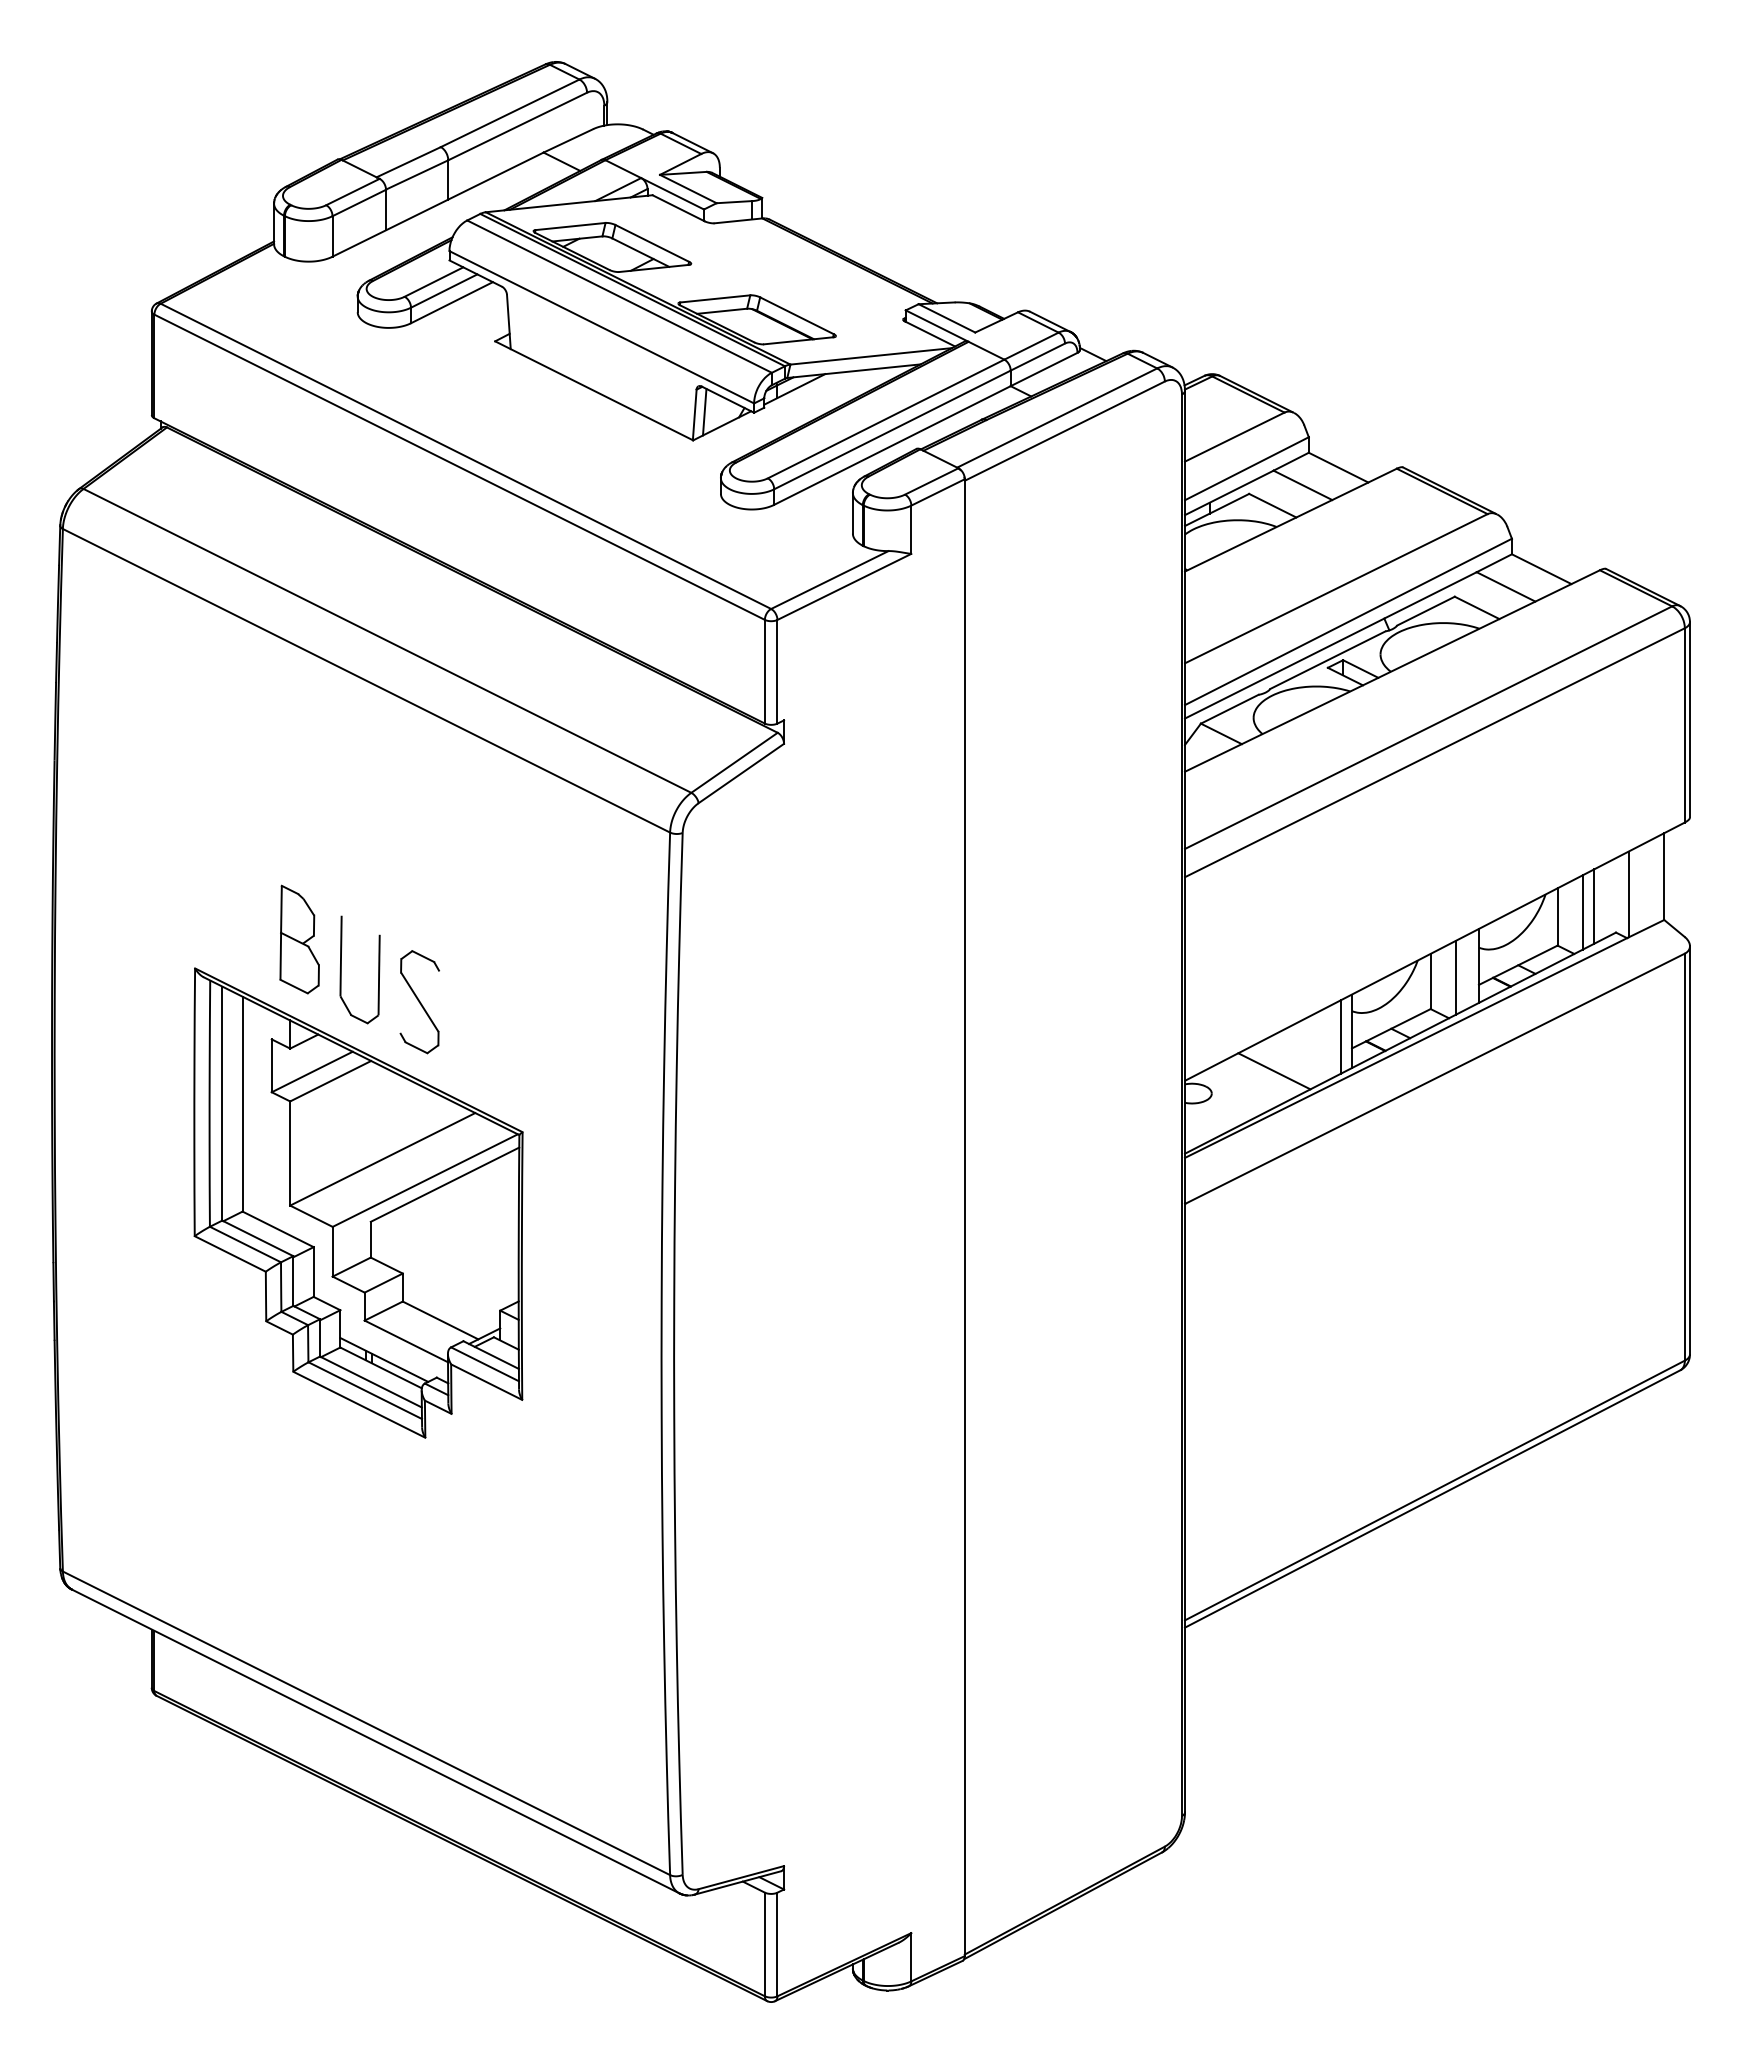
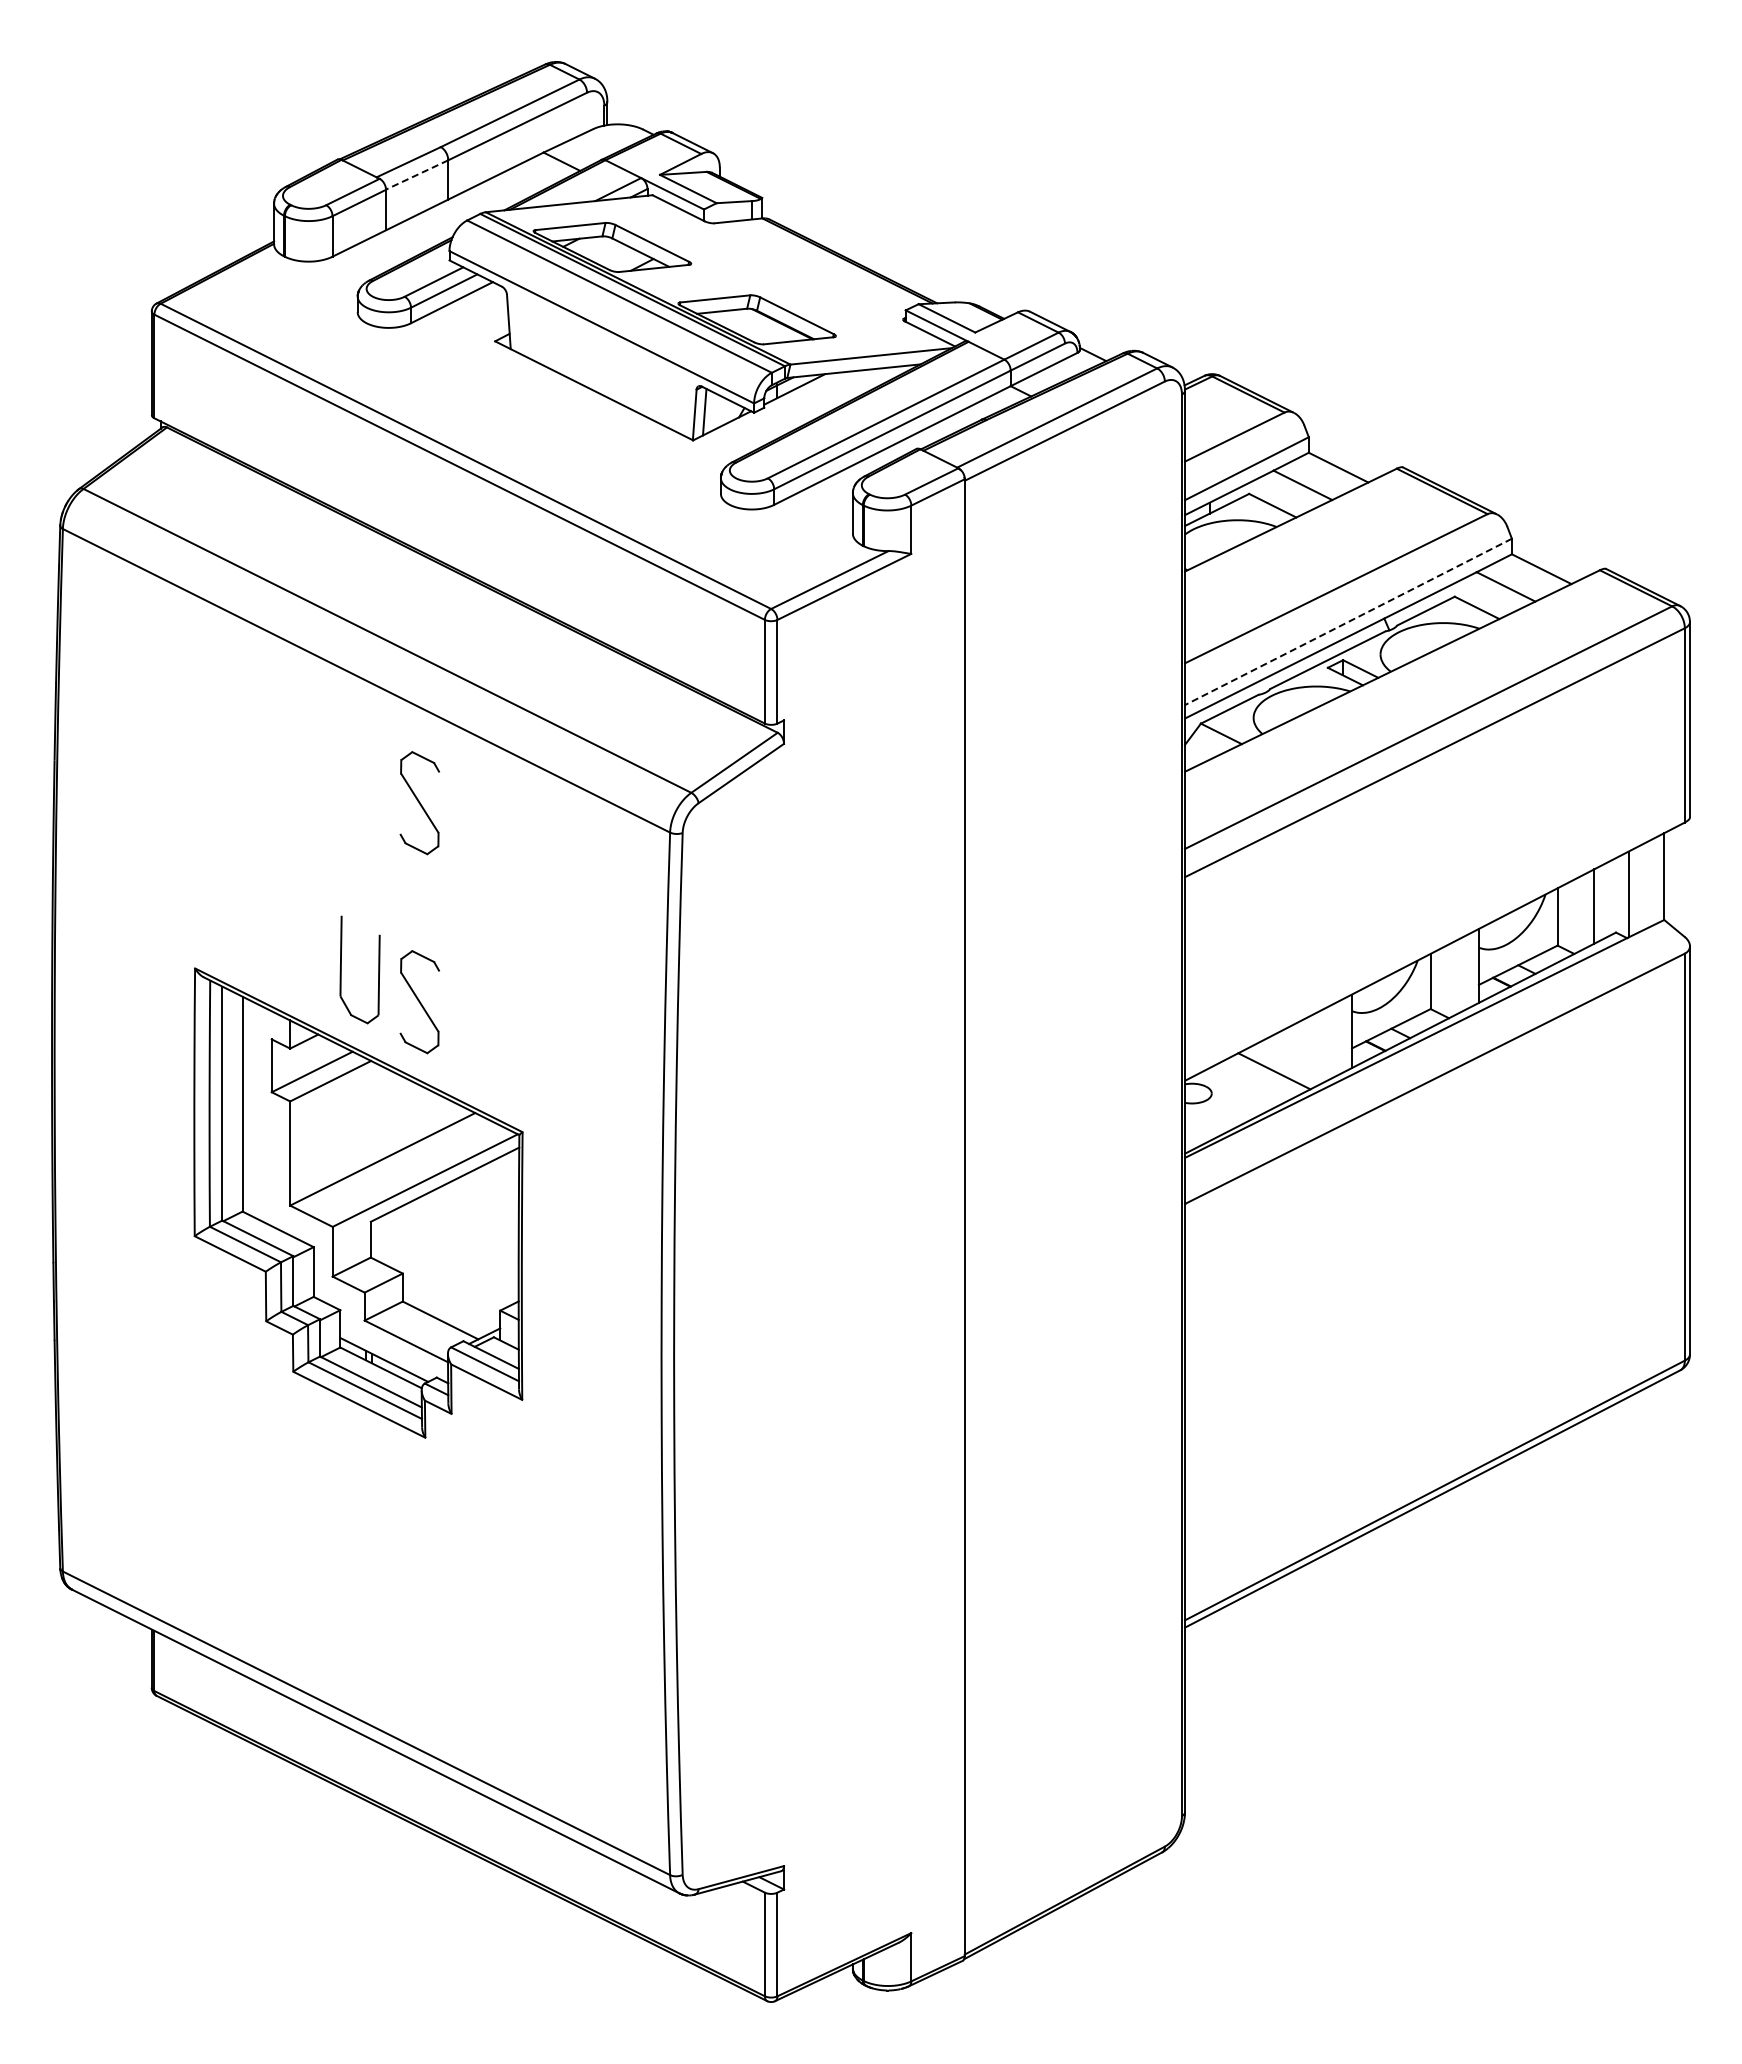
line: solid -> dashed (416, 175)
line: solid -> dashed (1348, 622)
part: none -> present (419, 803)
line: present -> none (1583, 912)
part: present -> none (299, 939)
line: present -> none (1456, 977)
line: present -> none (1340, 1036)
